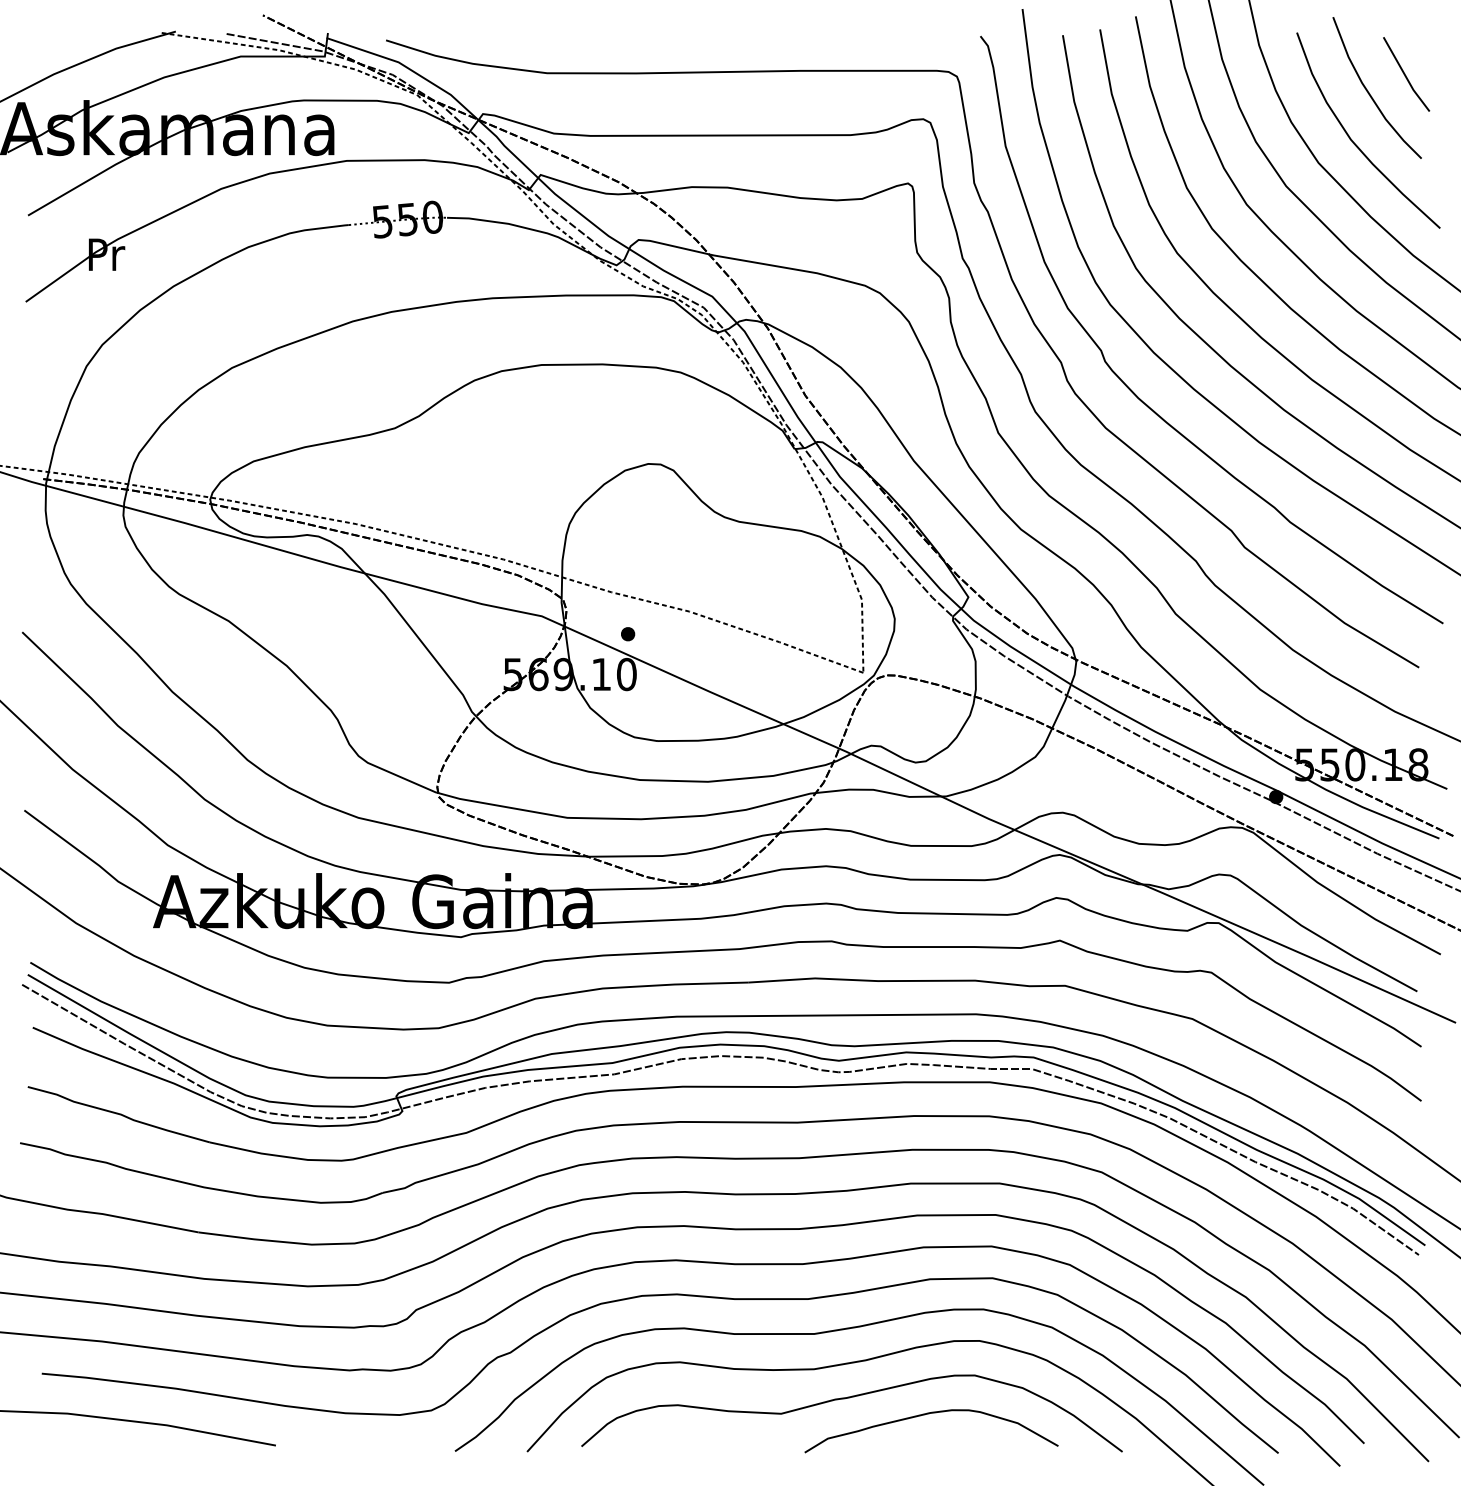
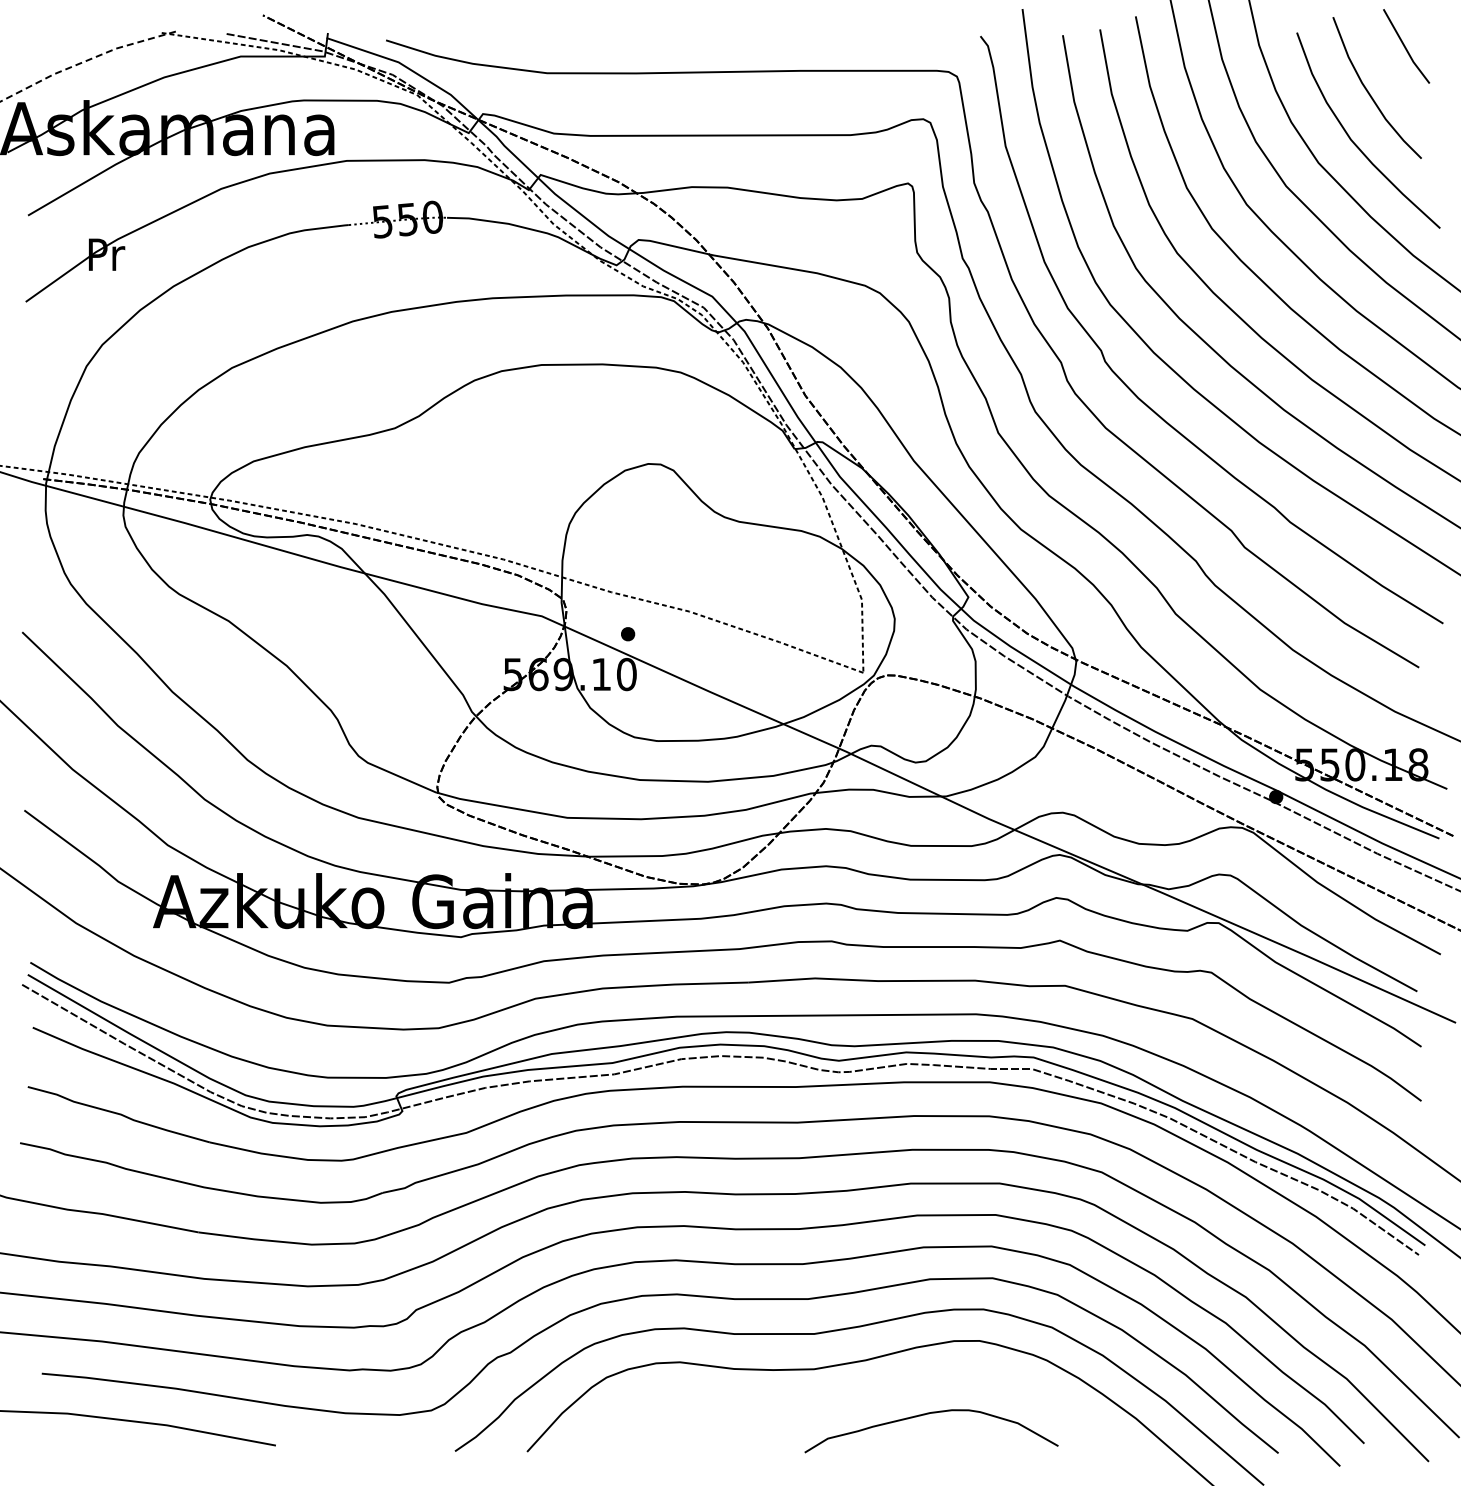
line: solid -> dashed (85, 61)
line position: (1405, 74) -> (1405, 46) (1405, 46)
curve: present -> none (849, 1398)
